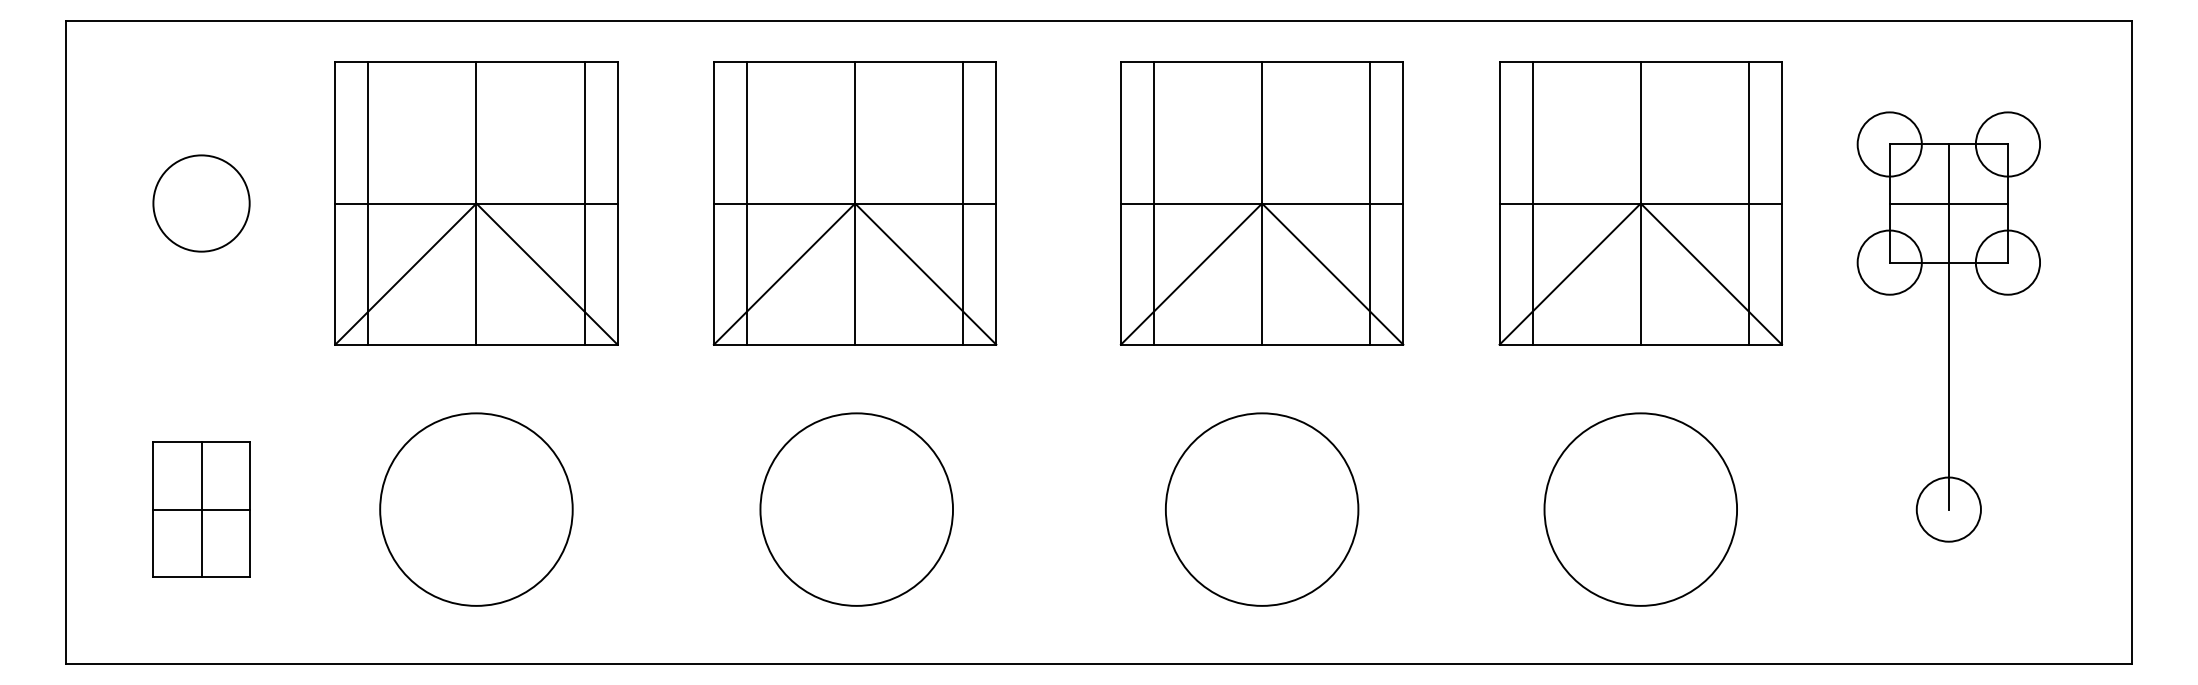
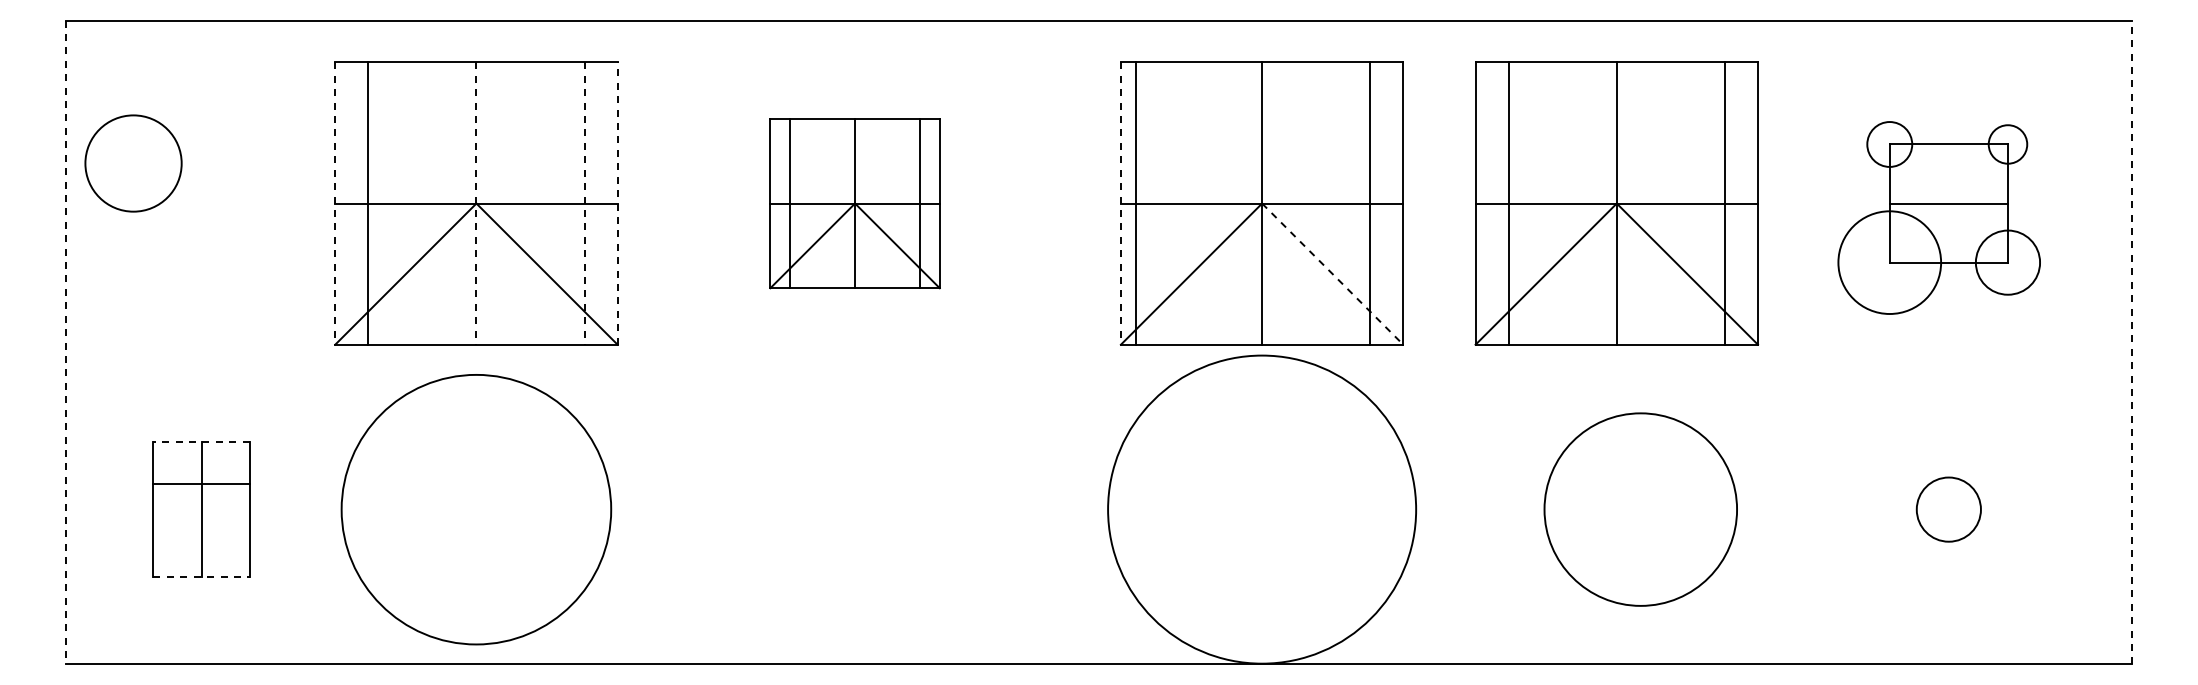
circle diameter: 64 px -> 45 px (1889, 144)
circle diameter: 64 px -> 39 px (2007, 144)
circle position: (201, 203) -> (133, 163) (133, 163)
line: solid -> dashed (617, 203)
part size: 286x285 px -> 172x172 px (854, 203)
line position: (1153, 203) -> (1135, 203) (1135, 203)
part position: (1640, 203) -> (1616, 203) (1616, 203)
line: solid -> dashed (335, 204)
line: solid -> dashed (476, 204)
line: solid -> dashed (584, 204)
line: solid -> dashed (1120, 204)
circle diameter: 64 px -> 103 px (1889, 262)
line: solid -> dashed (1332, 274)
line: present -> none (1948, 326)
line: solid -> dashed (65, 342)
line: solid -> dashed (2132, 342)
line: solid -> dashed (201, 442)
line position: (201, 509) -> (201, 483) (201, 483)
circle size: 195x195 px -> 273x272 px (476, 509)
circle: present -> none (856, 509)
circle diameter: 193 px -> 308 px (1262, 509)
line: solid -> dashed (202, 577)
